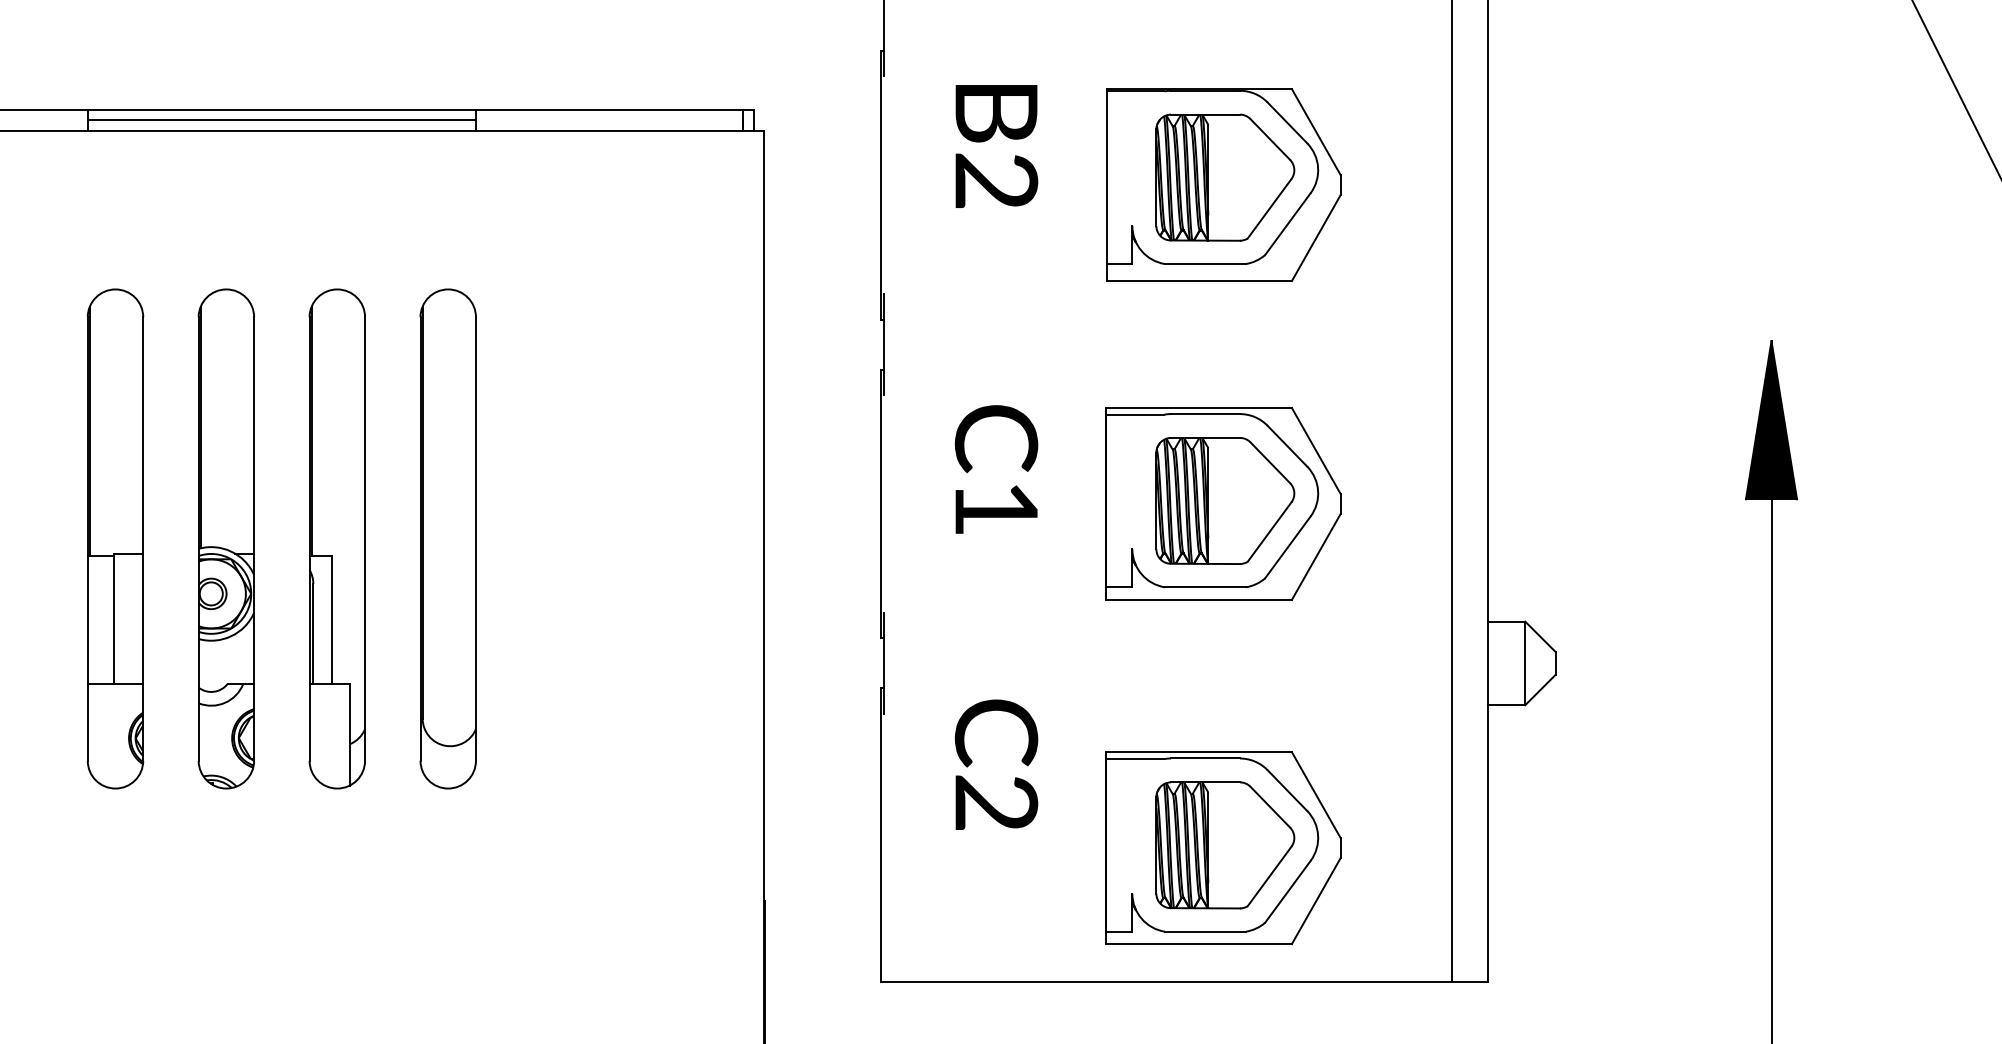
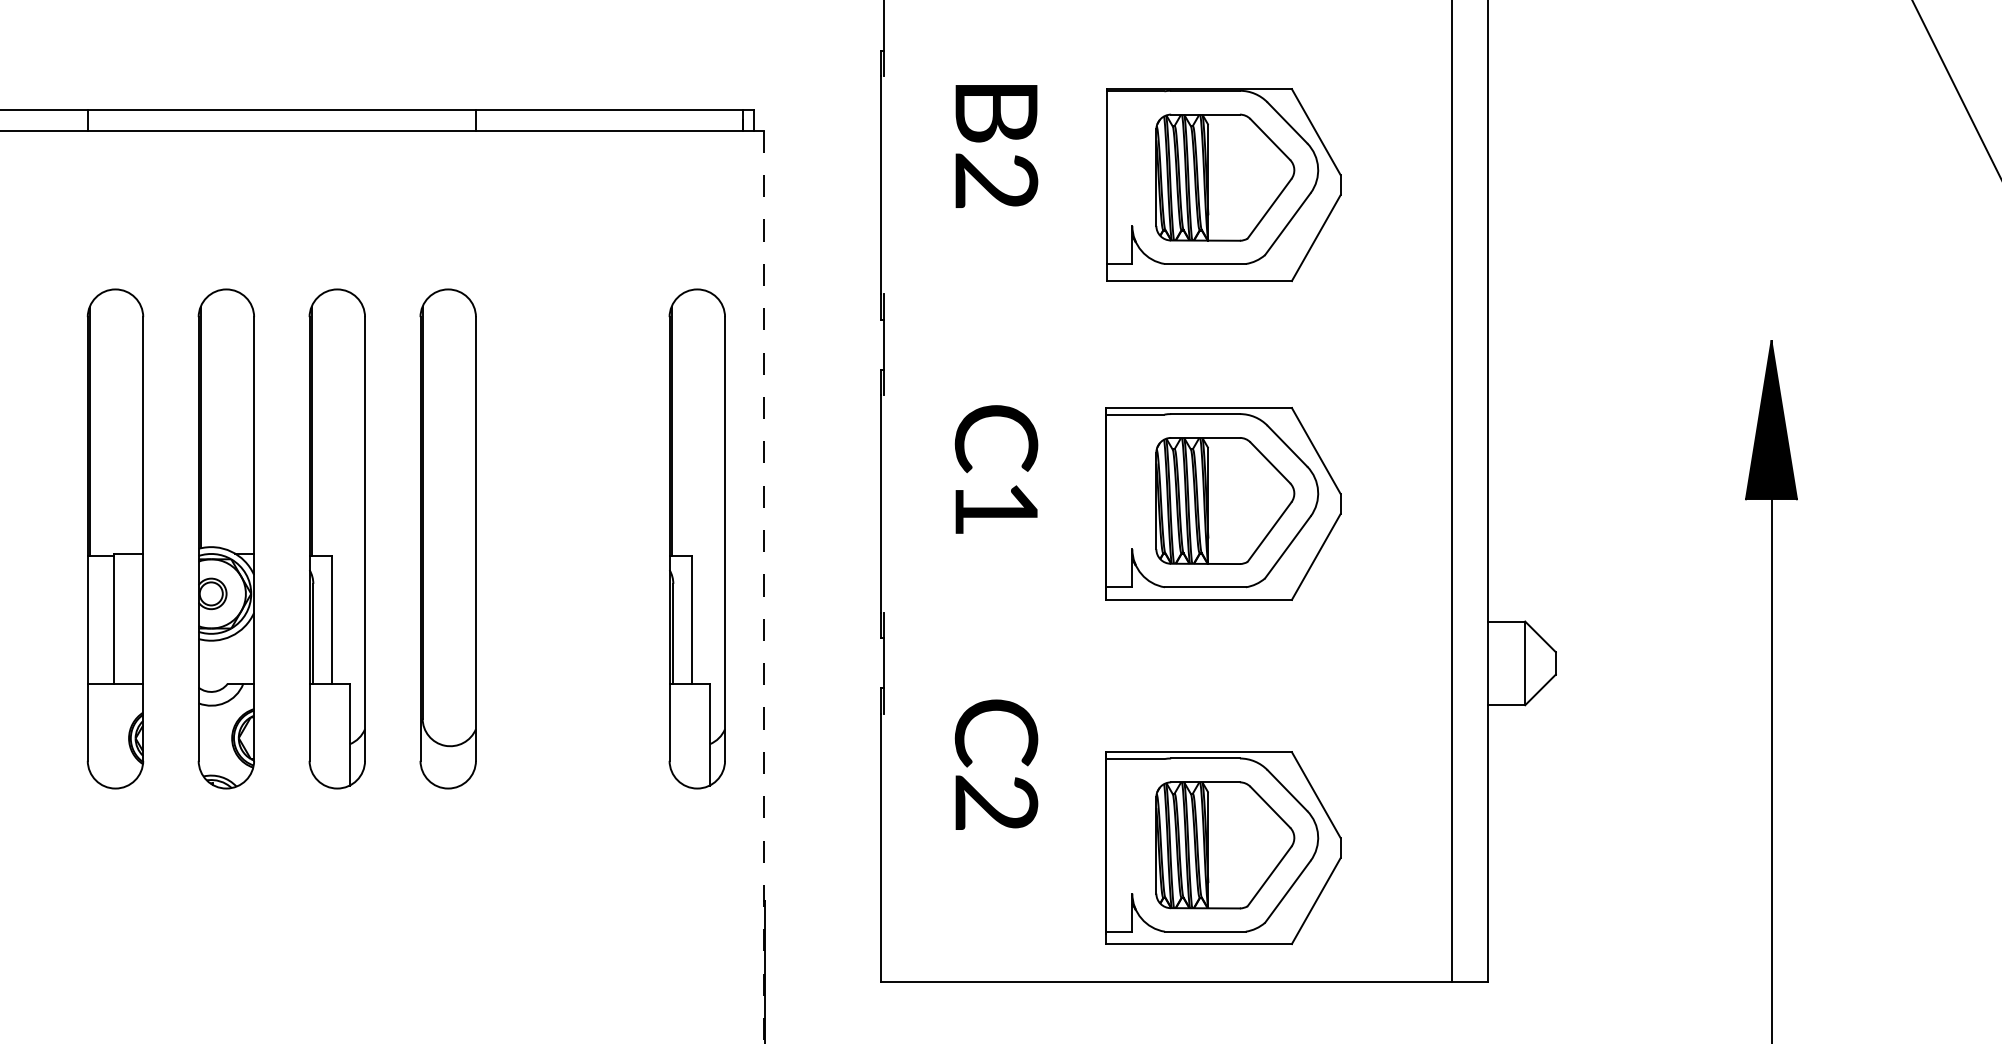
line: present -> none (282, 120)
part: none -> present (696, 538)
line: solid -> dashed (764, 586)
